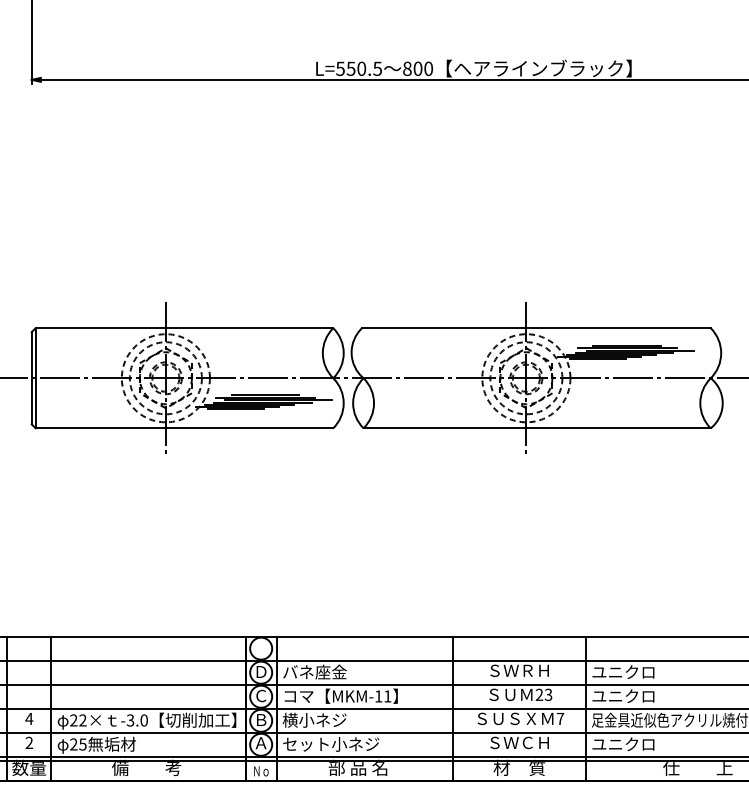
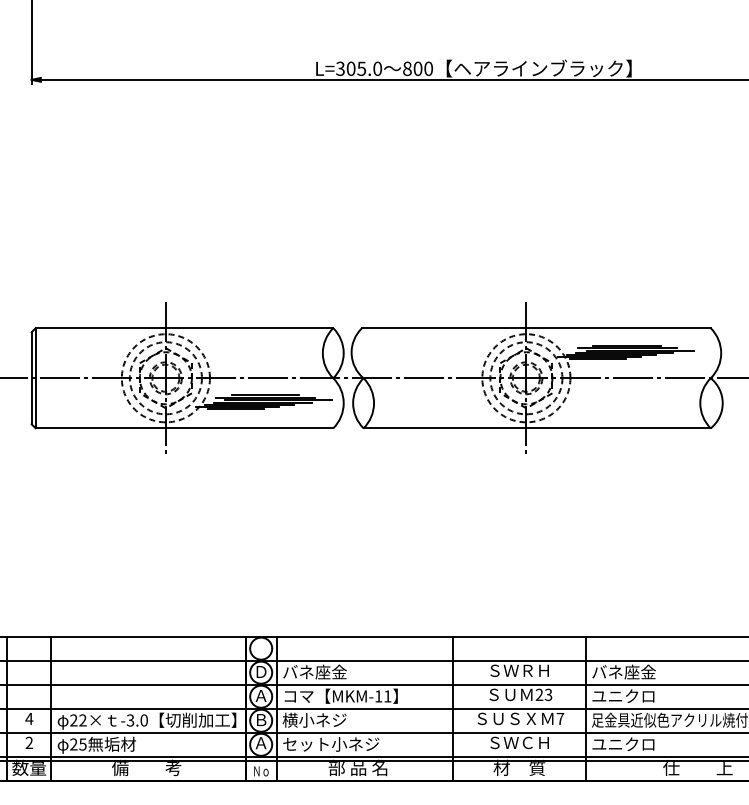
text: L=550.5 -> L=305.0 (359, 68)
text: ユニクロ -> バネ座金 (623, 671)
text: Ｃ -> Ａ (260, 695)
